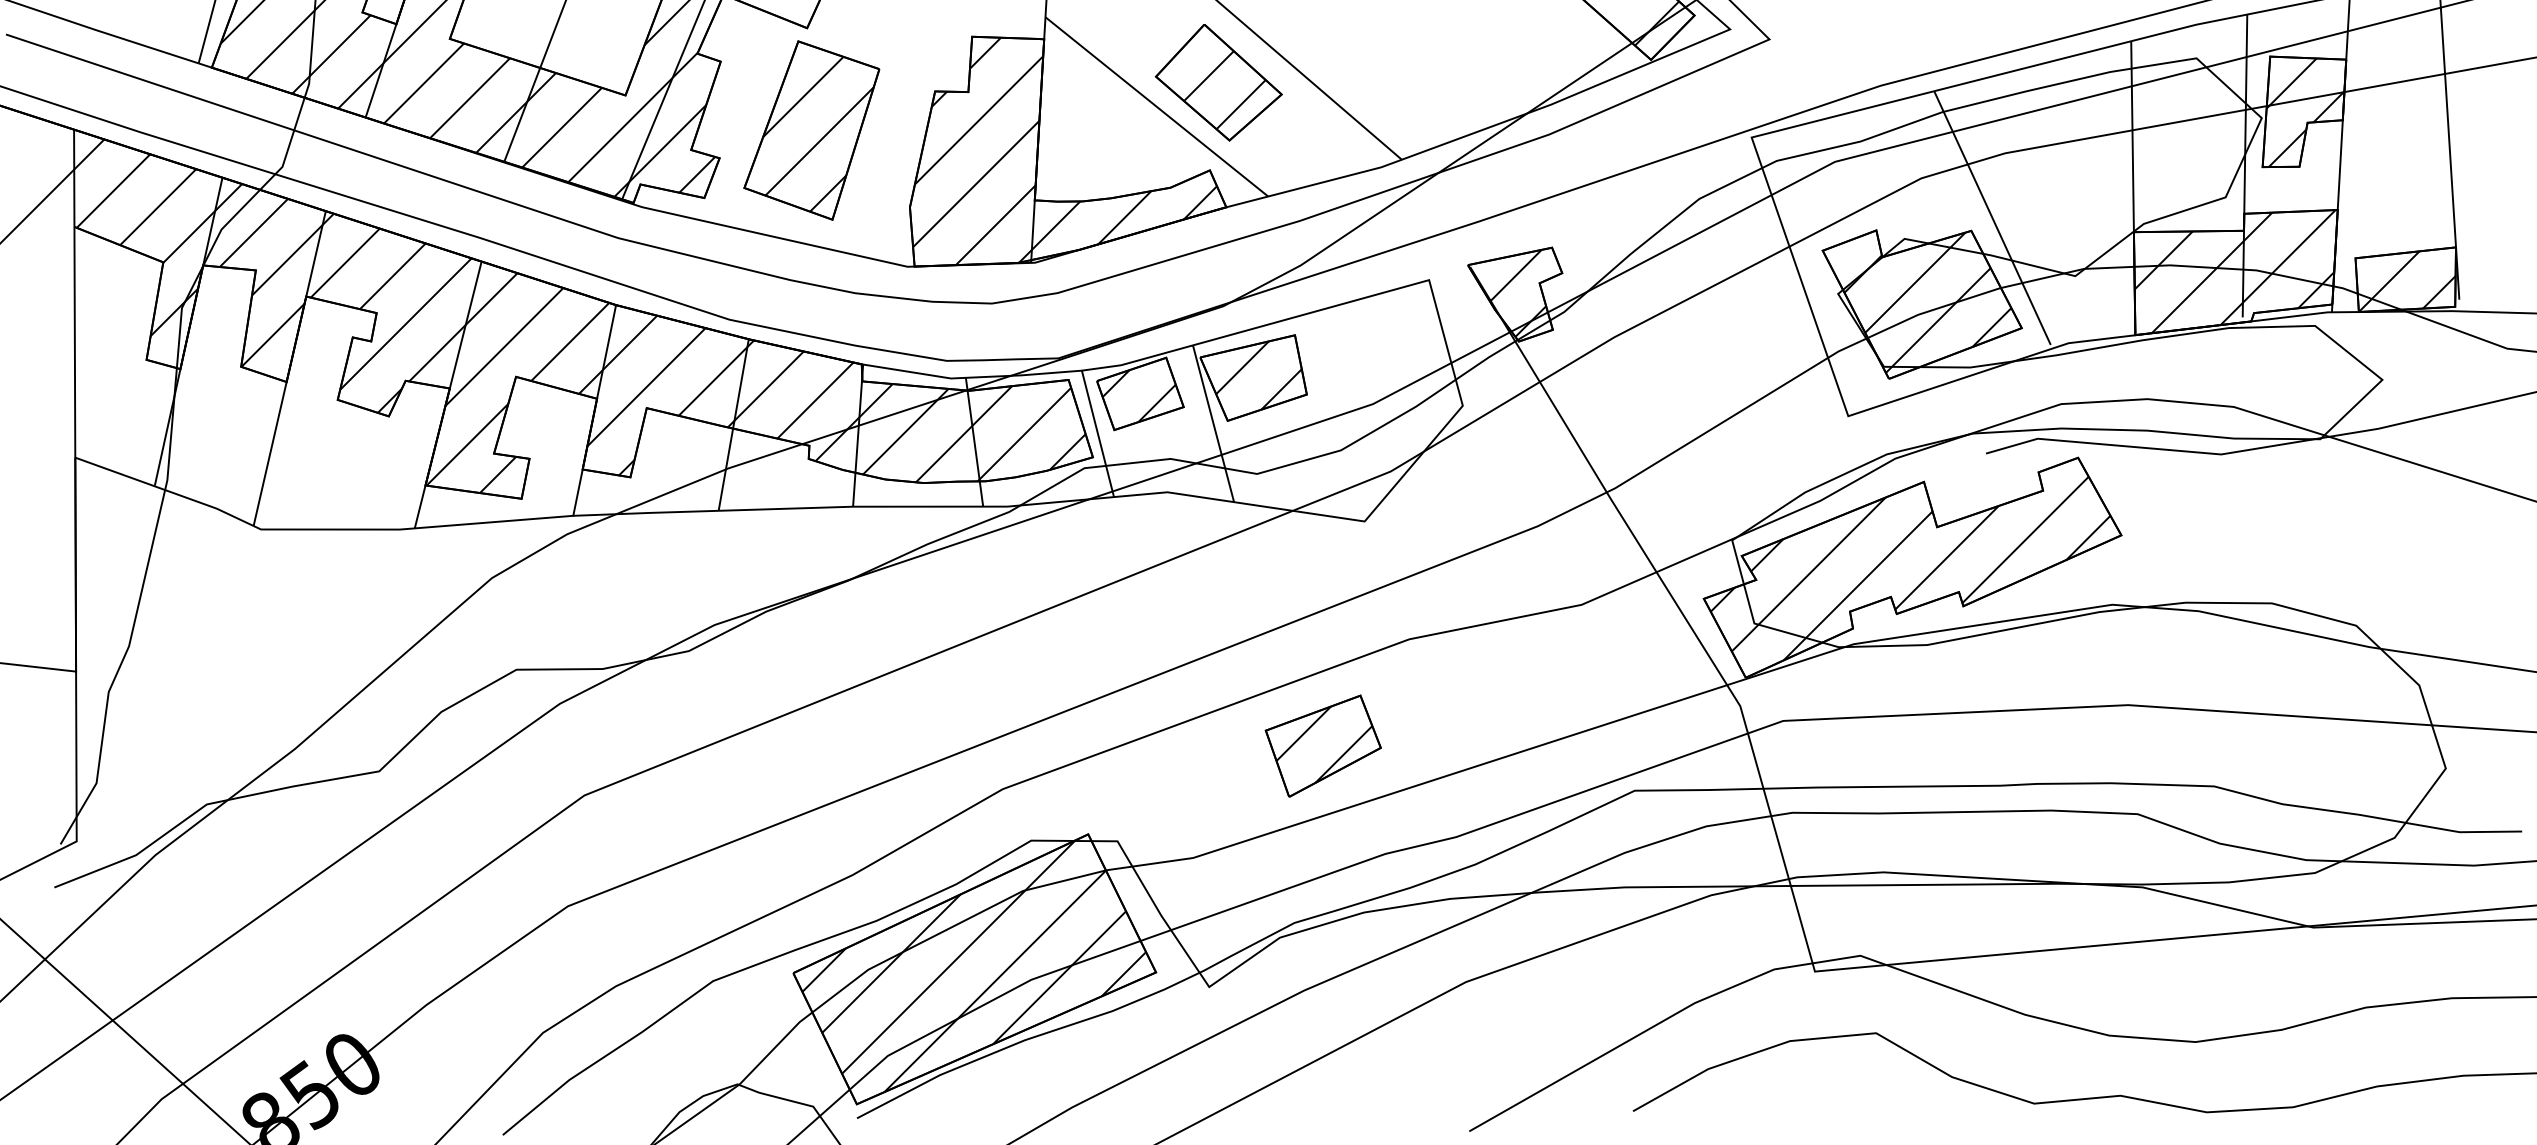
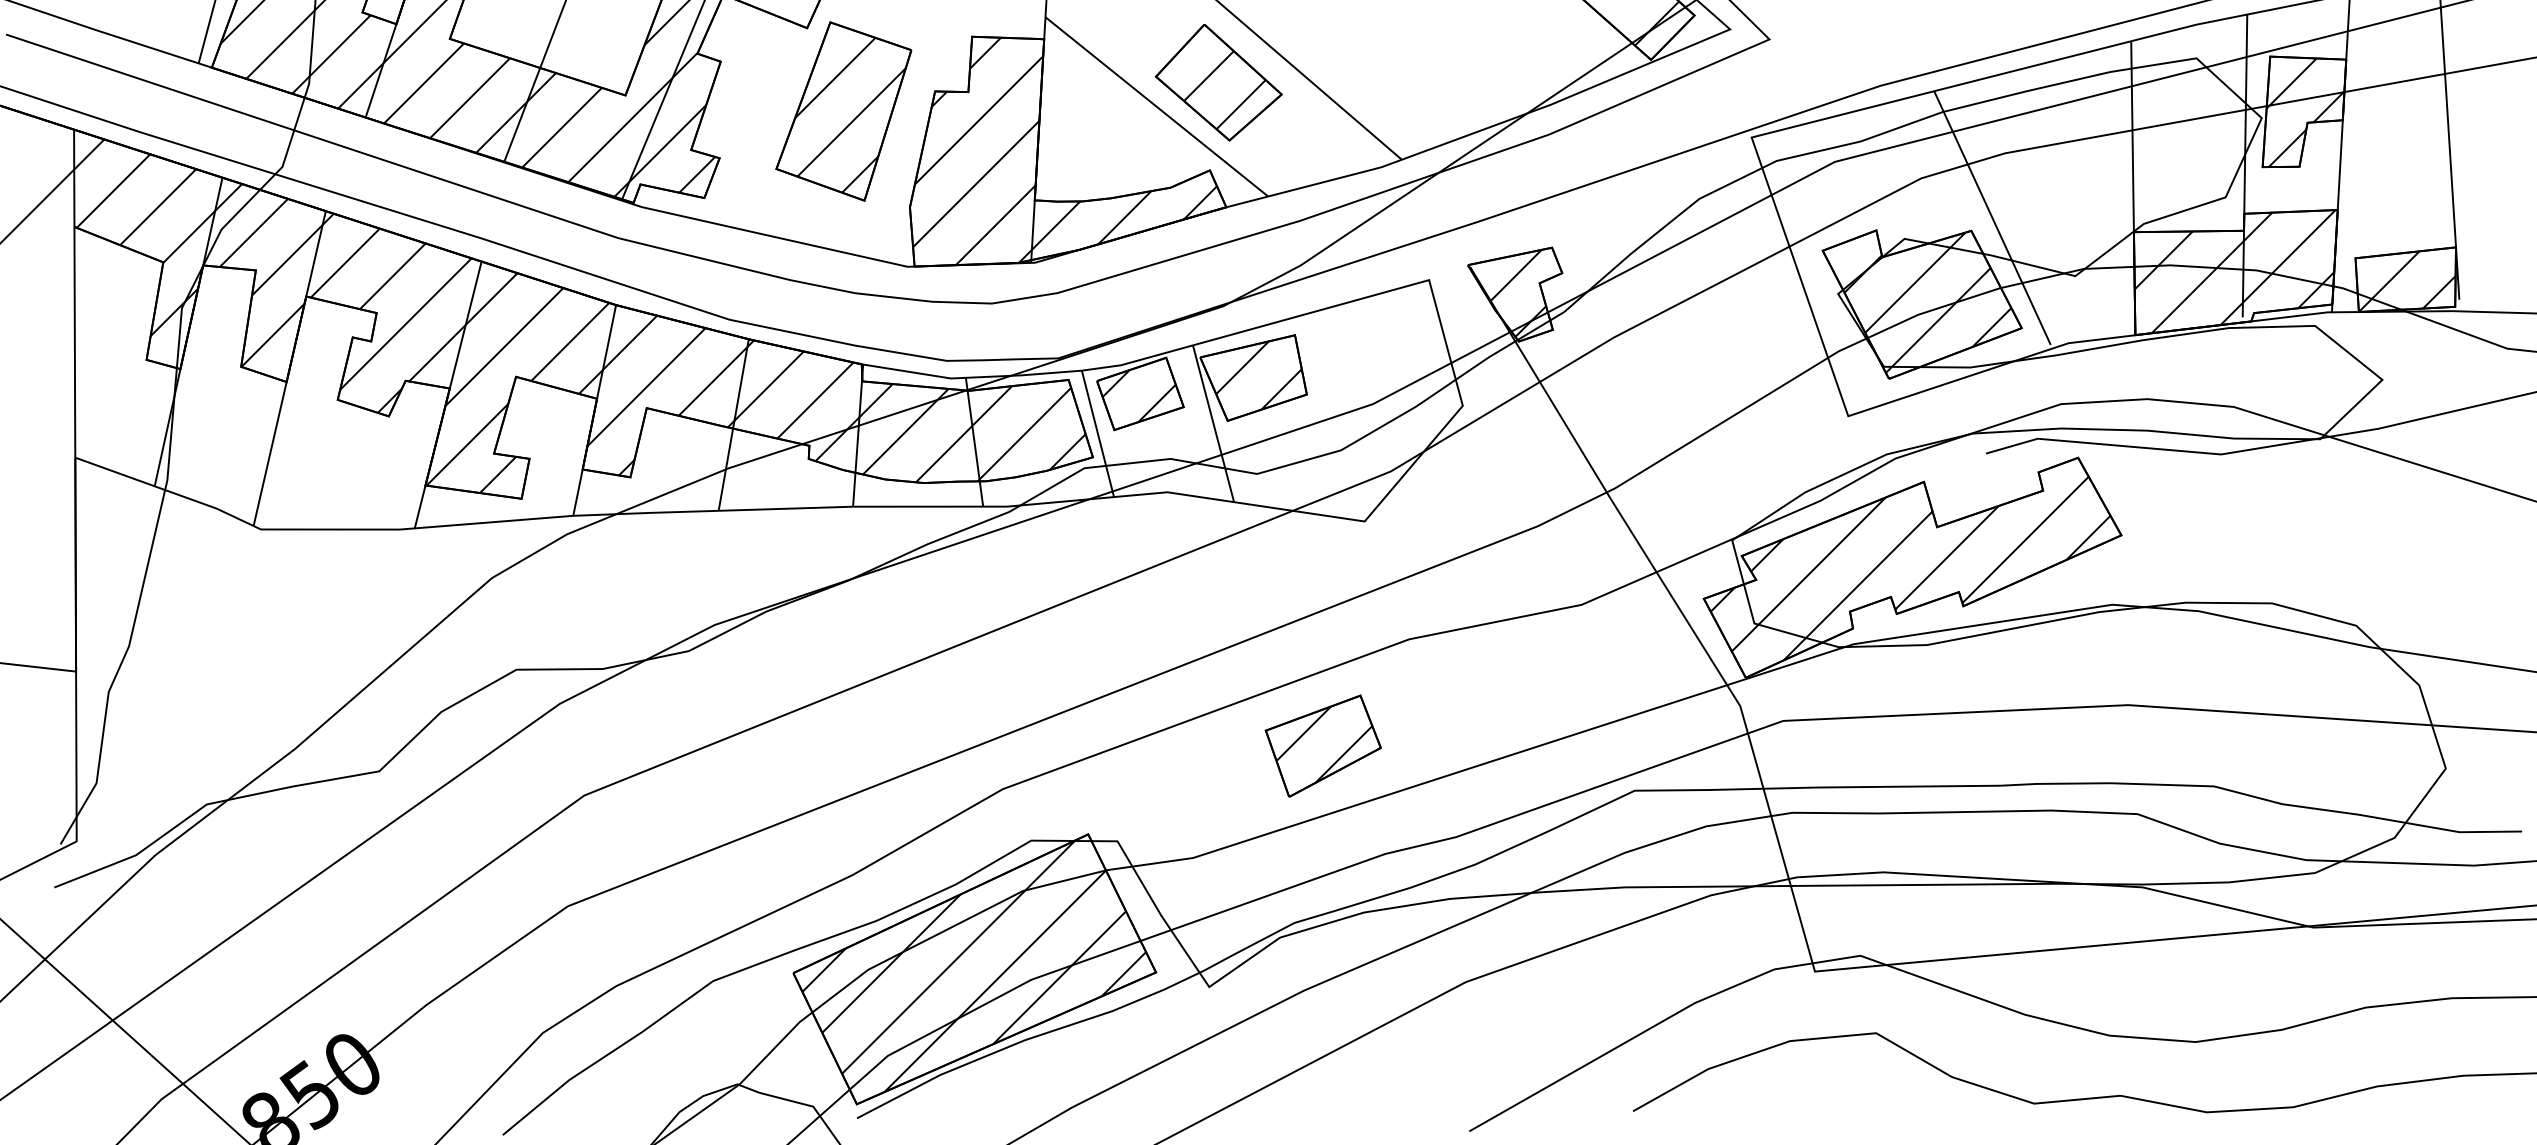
part position: (811, 130) -> (843, 111) (843, 111)
